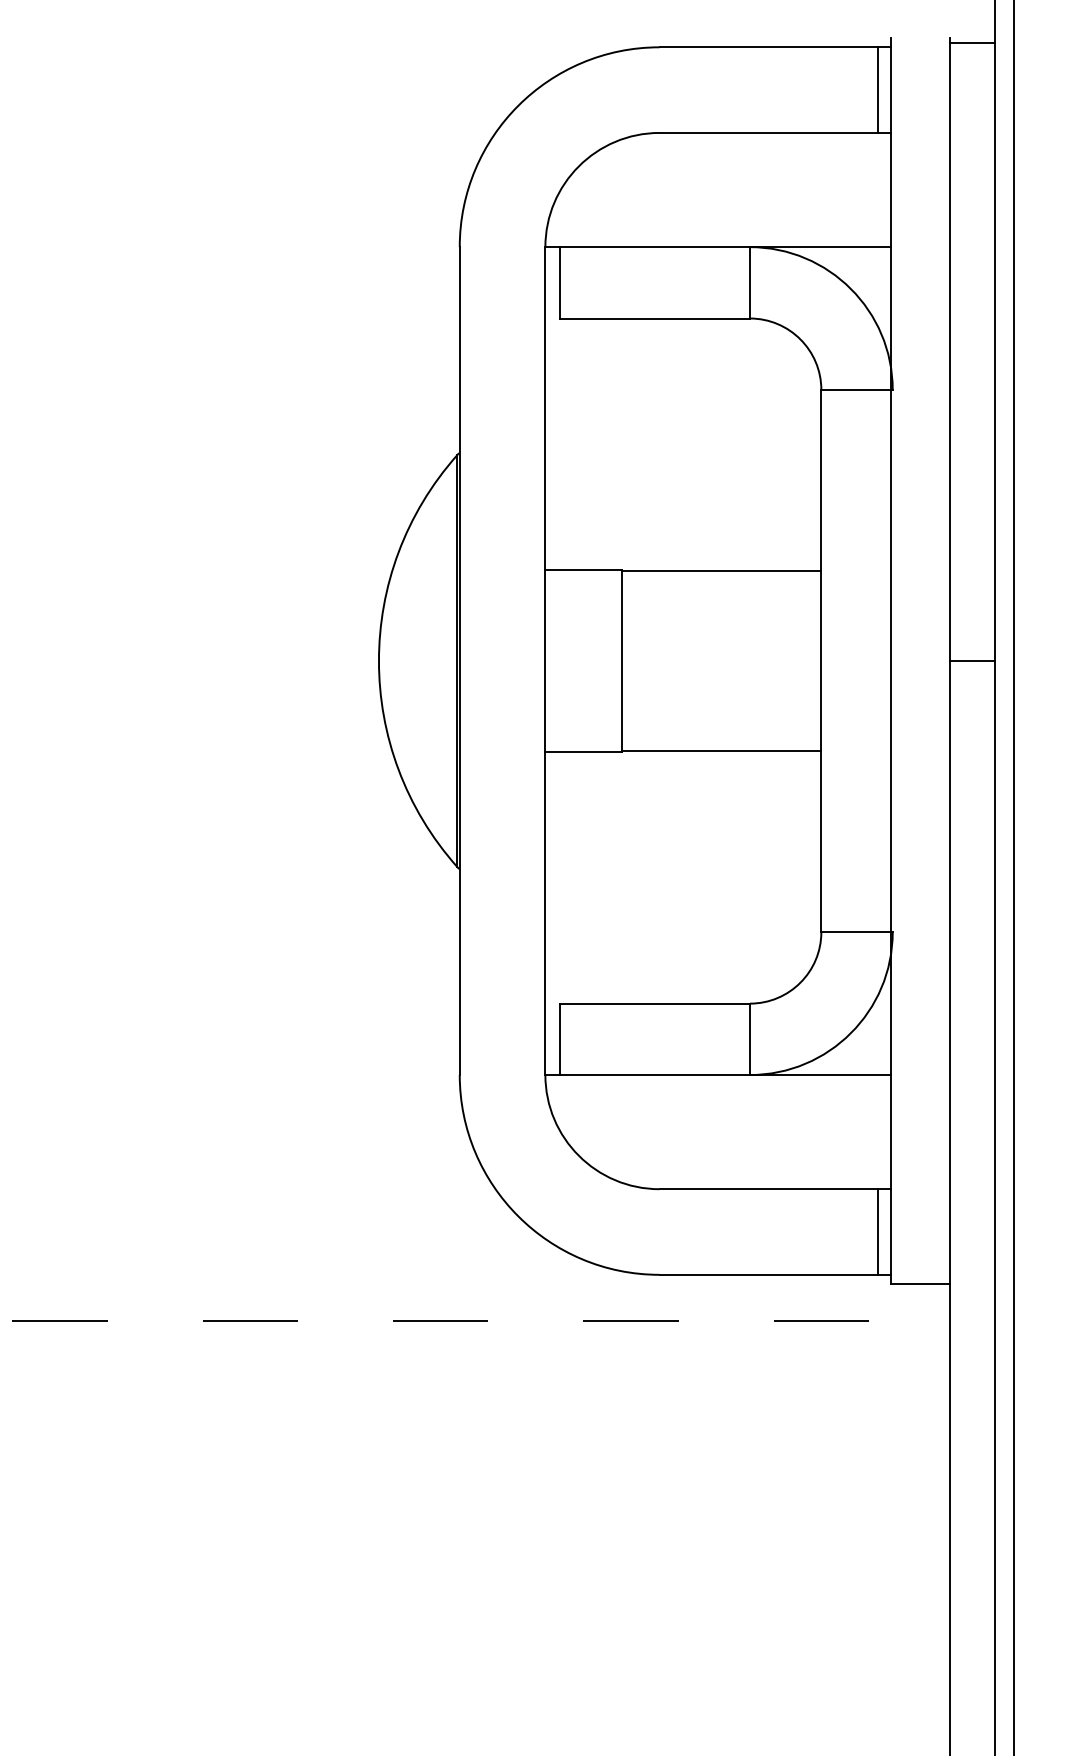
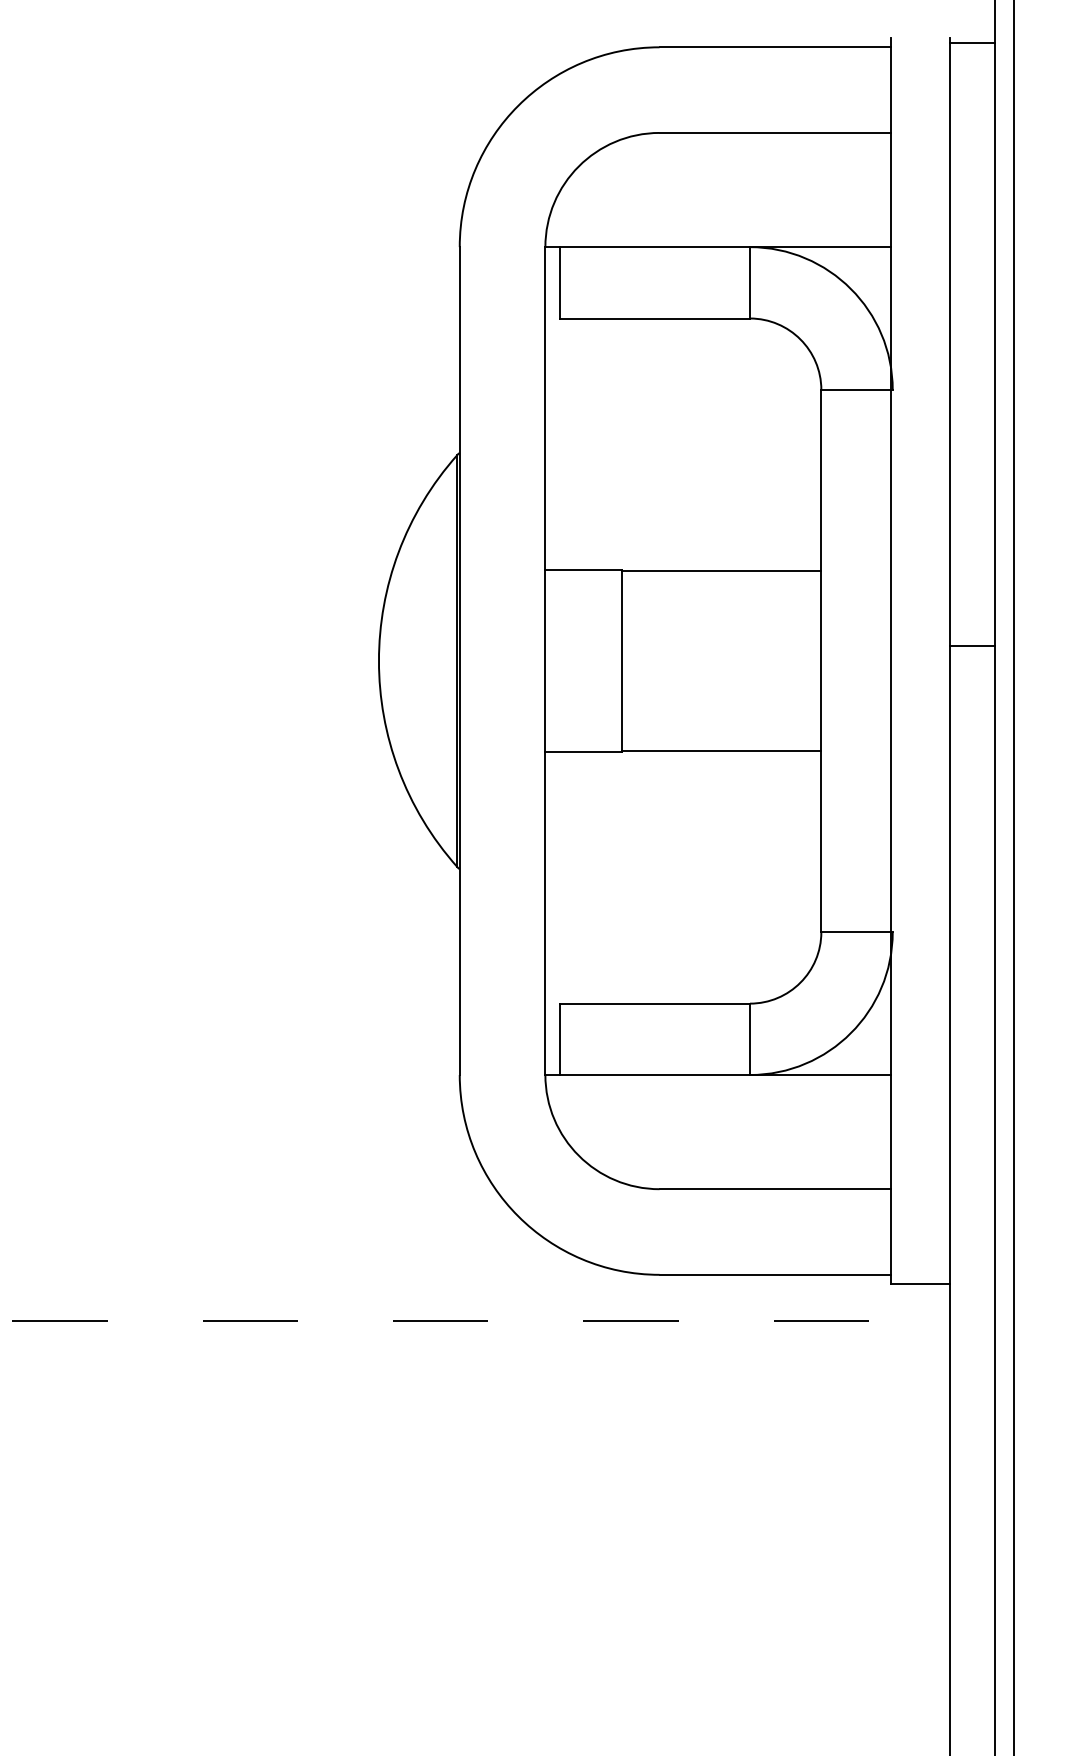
line: present -> none (878, 89)
line position: (971, 661) -> (971, 646) (971, 646)
line: present -> none (878, 1231)
